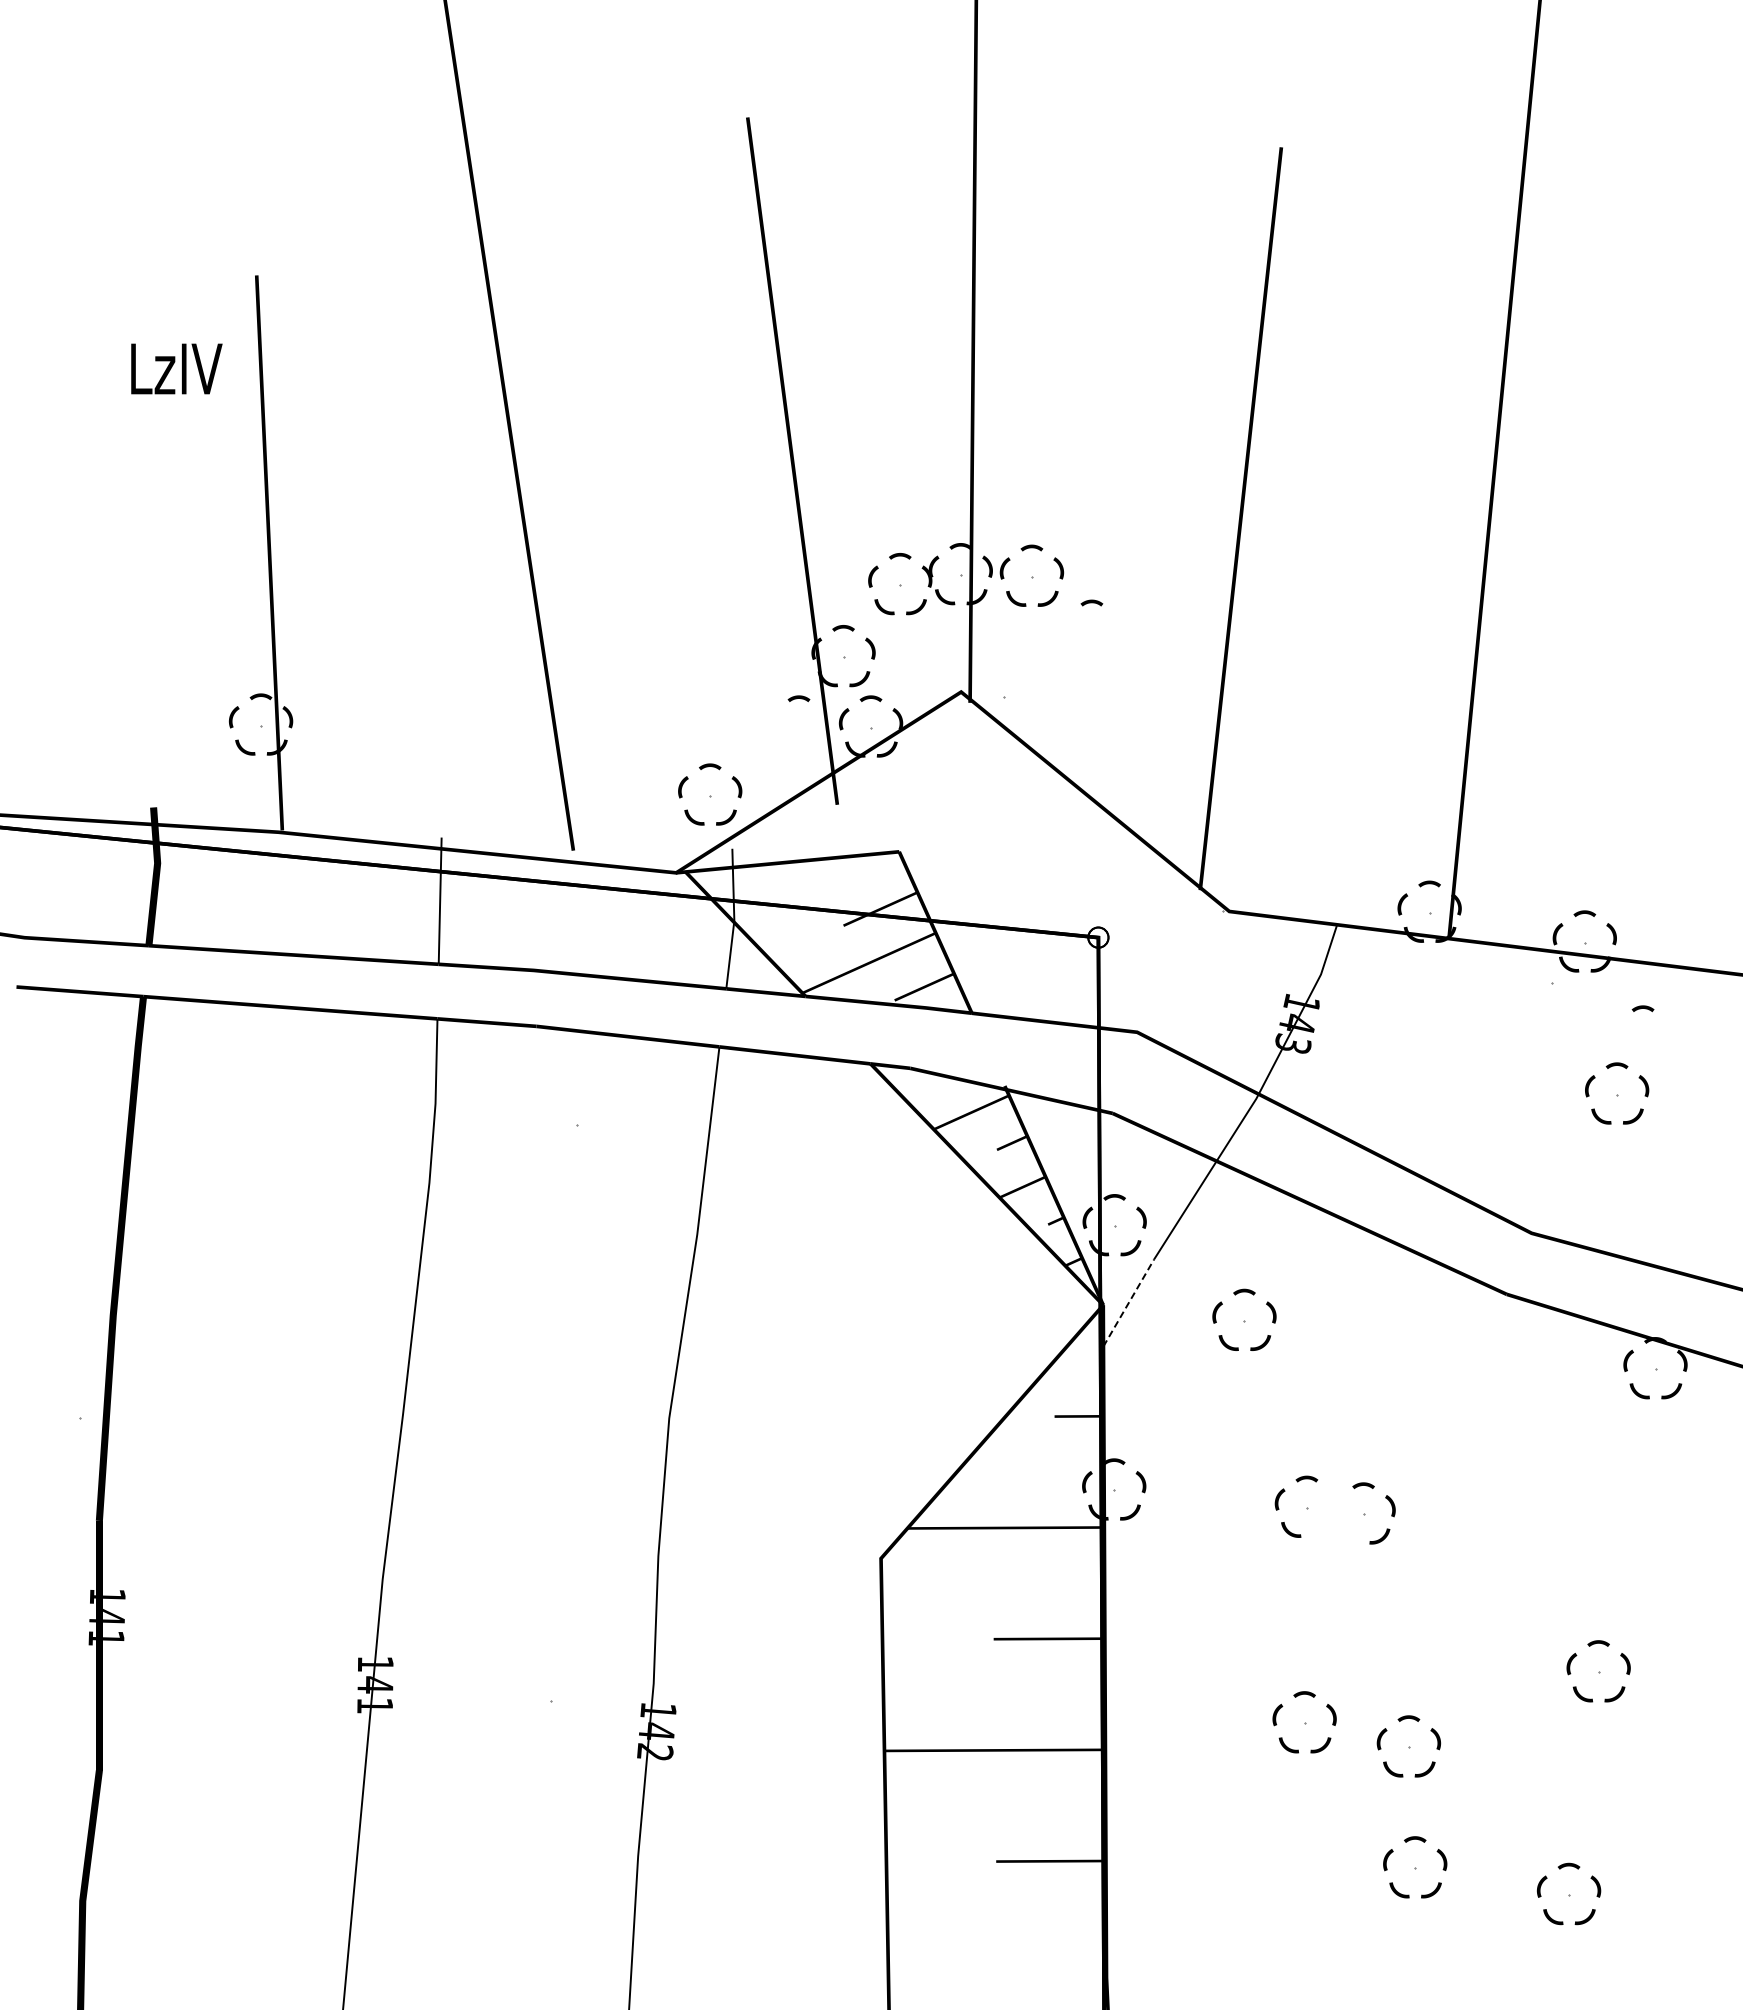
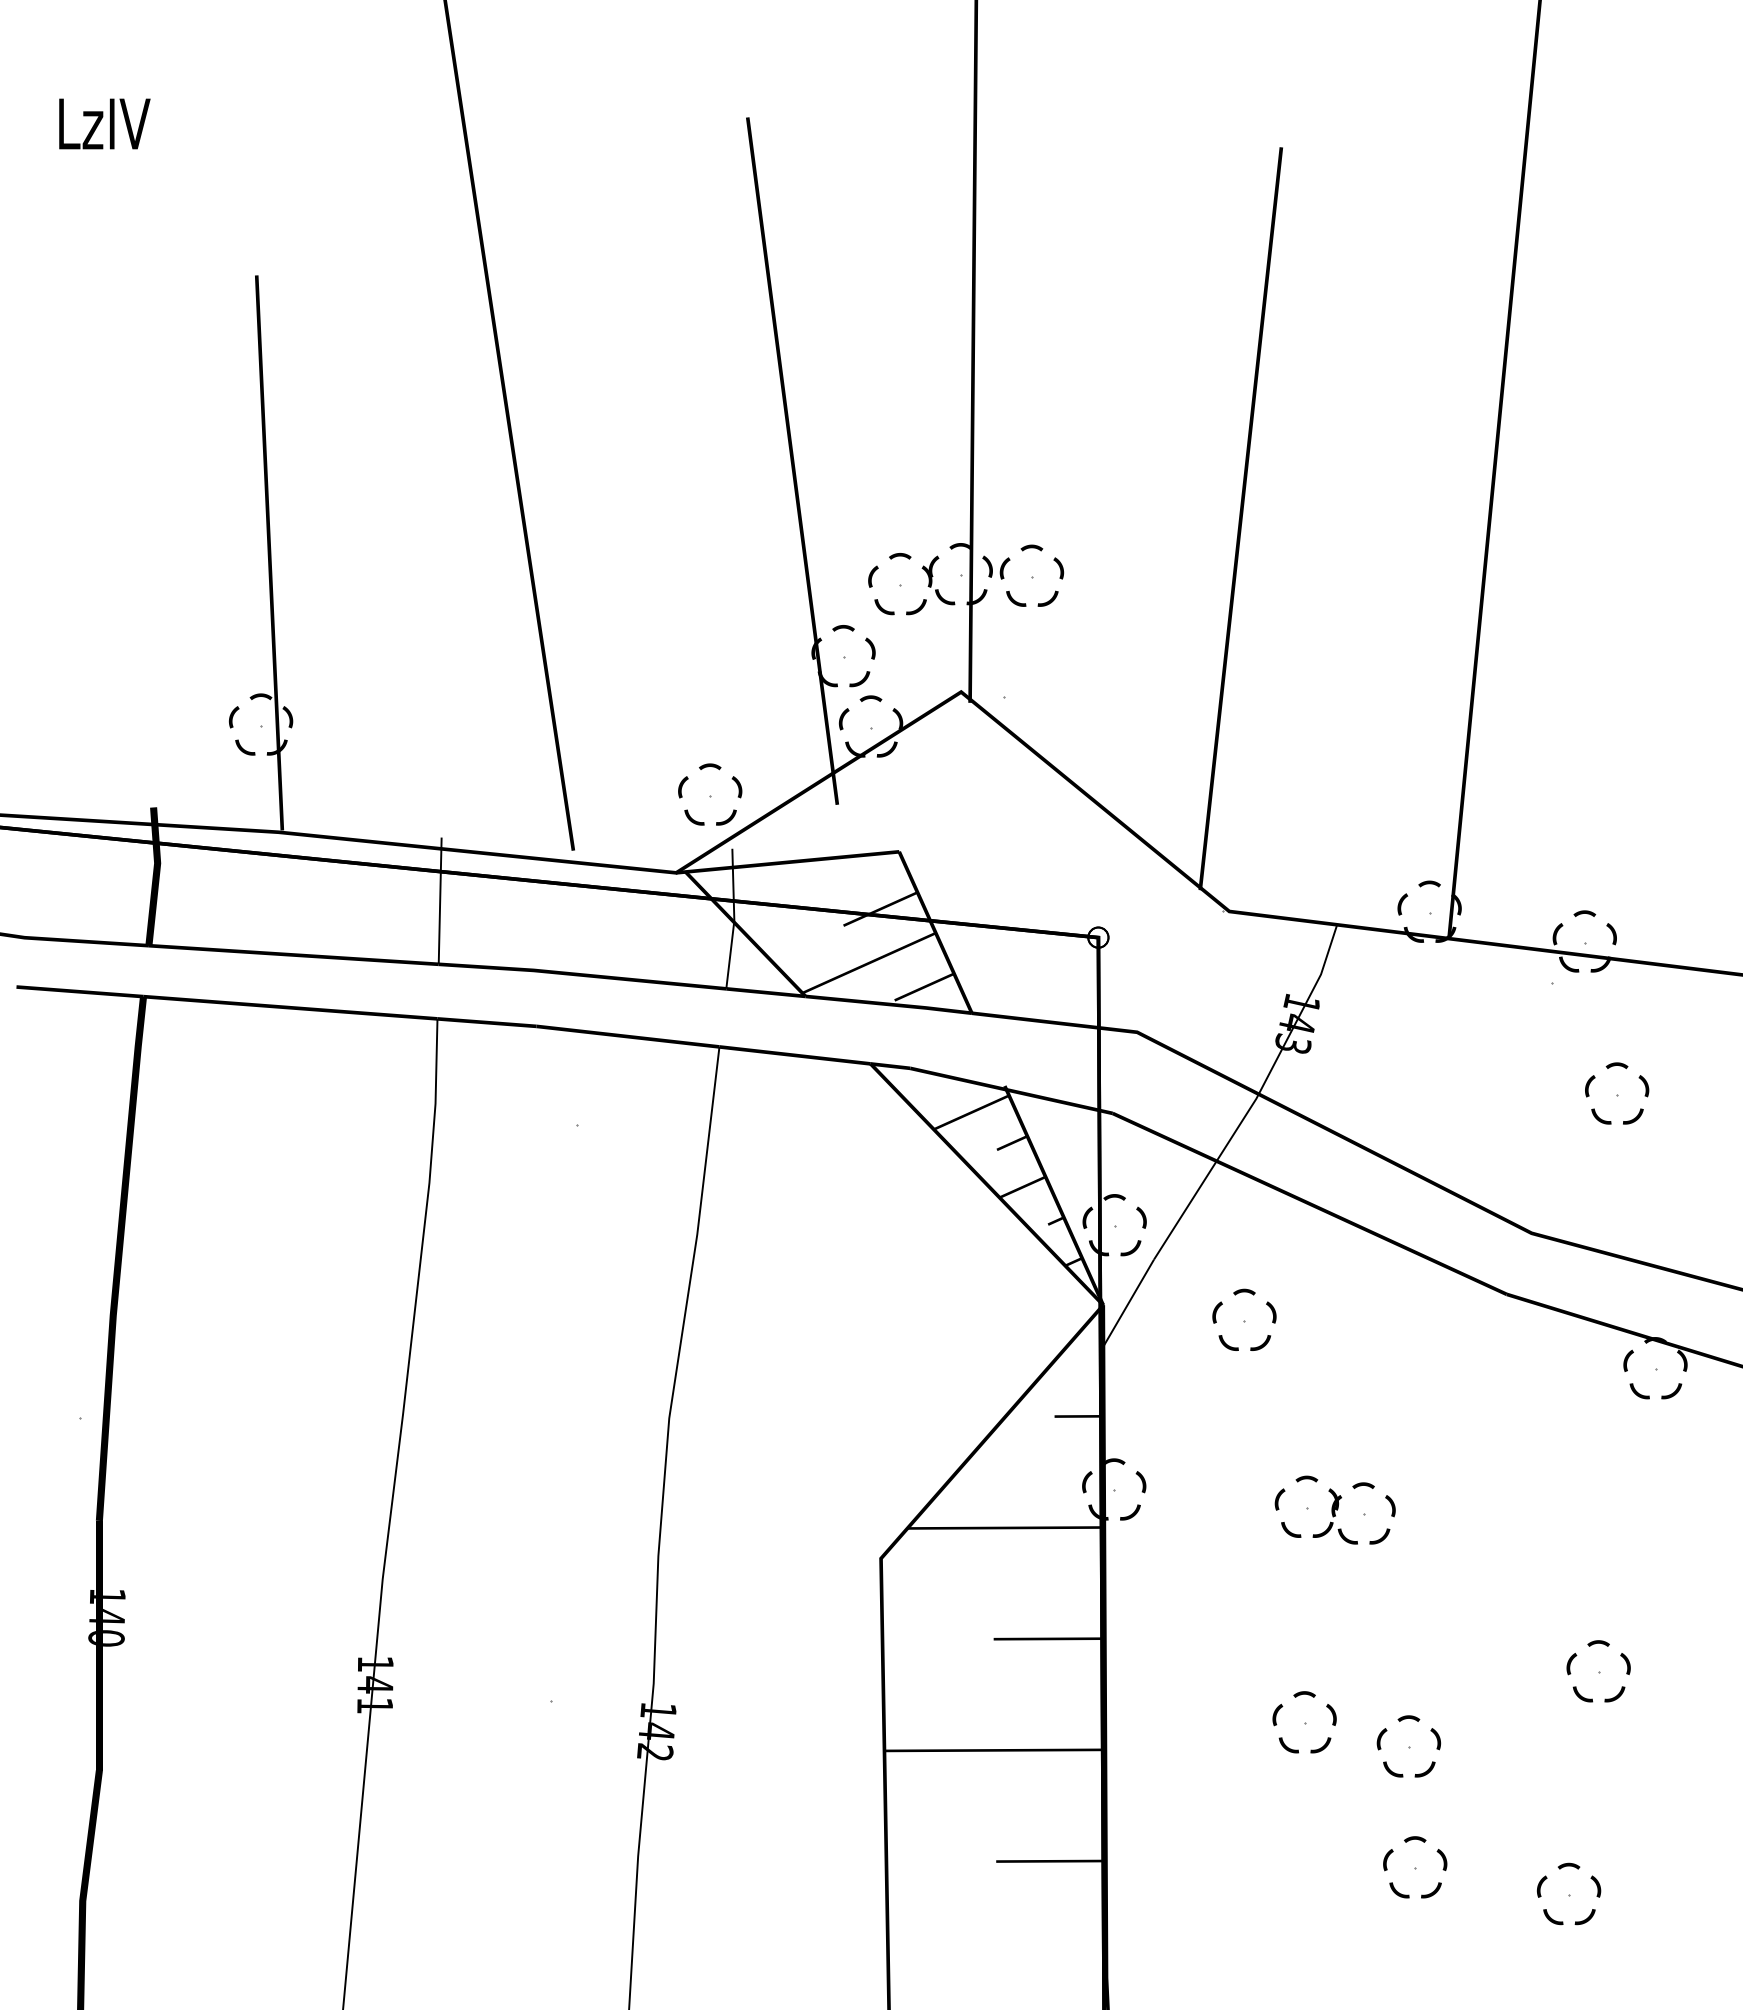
text position: (176, 368) -> (104, 123) (104, 123)
curve: present -> none (1091, 602)
curve: present -> none (798, 698)
curve: present -> none (1642, 1008)
line: dashed -> solid (1129, 1302)
part: none -> present (1334, 1516)
text: 141 -> 140 (106, 1638)
